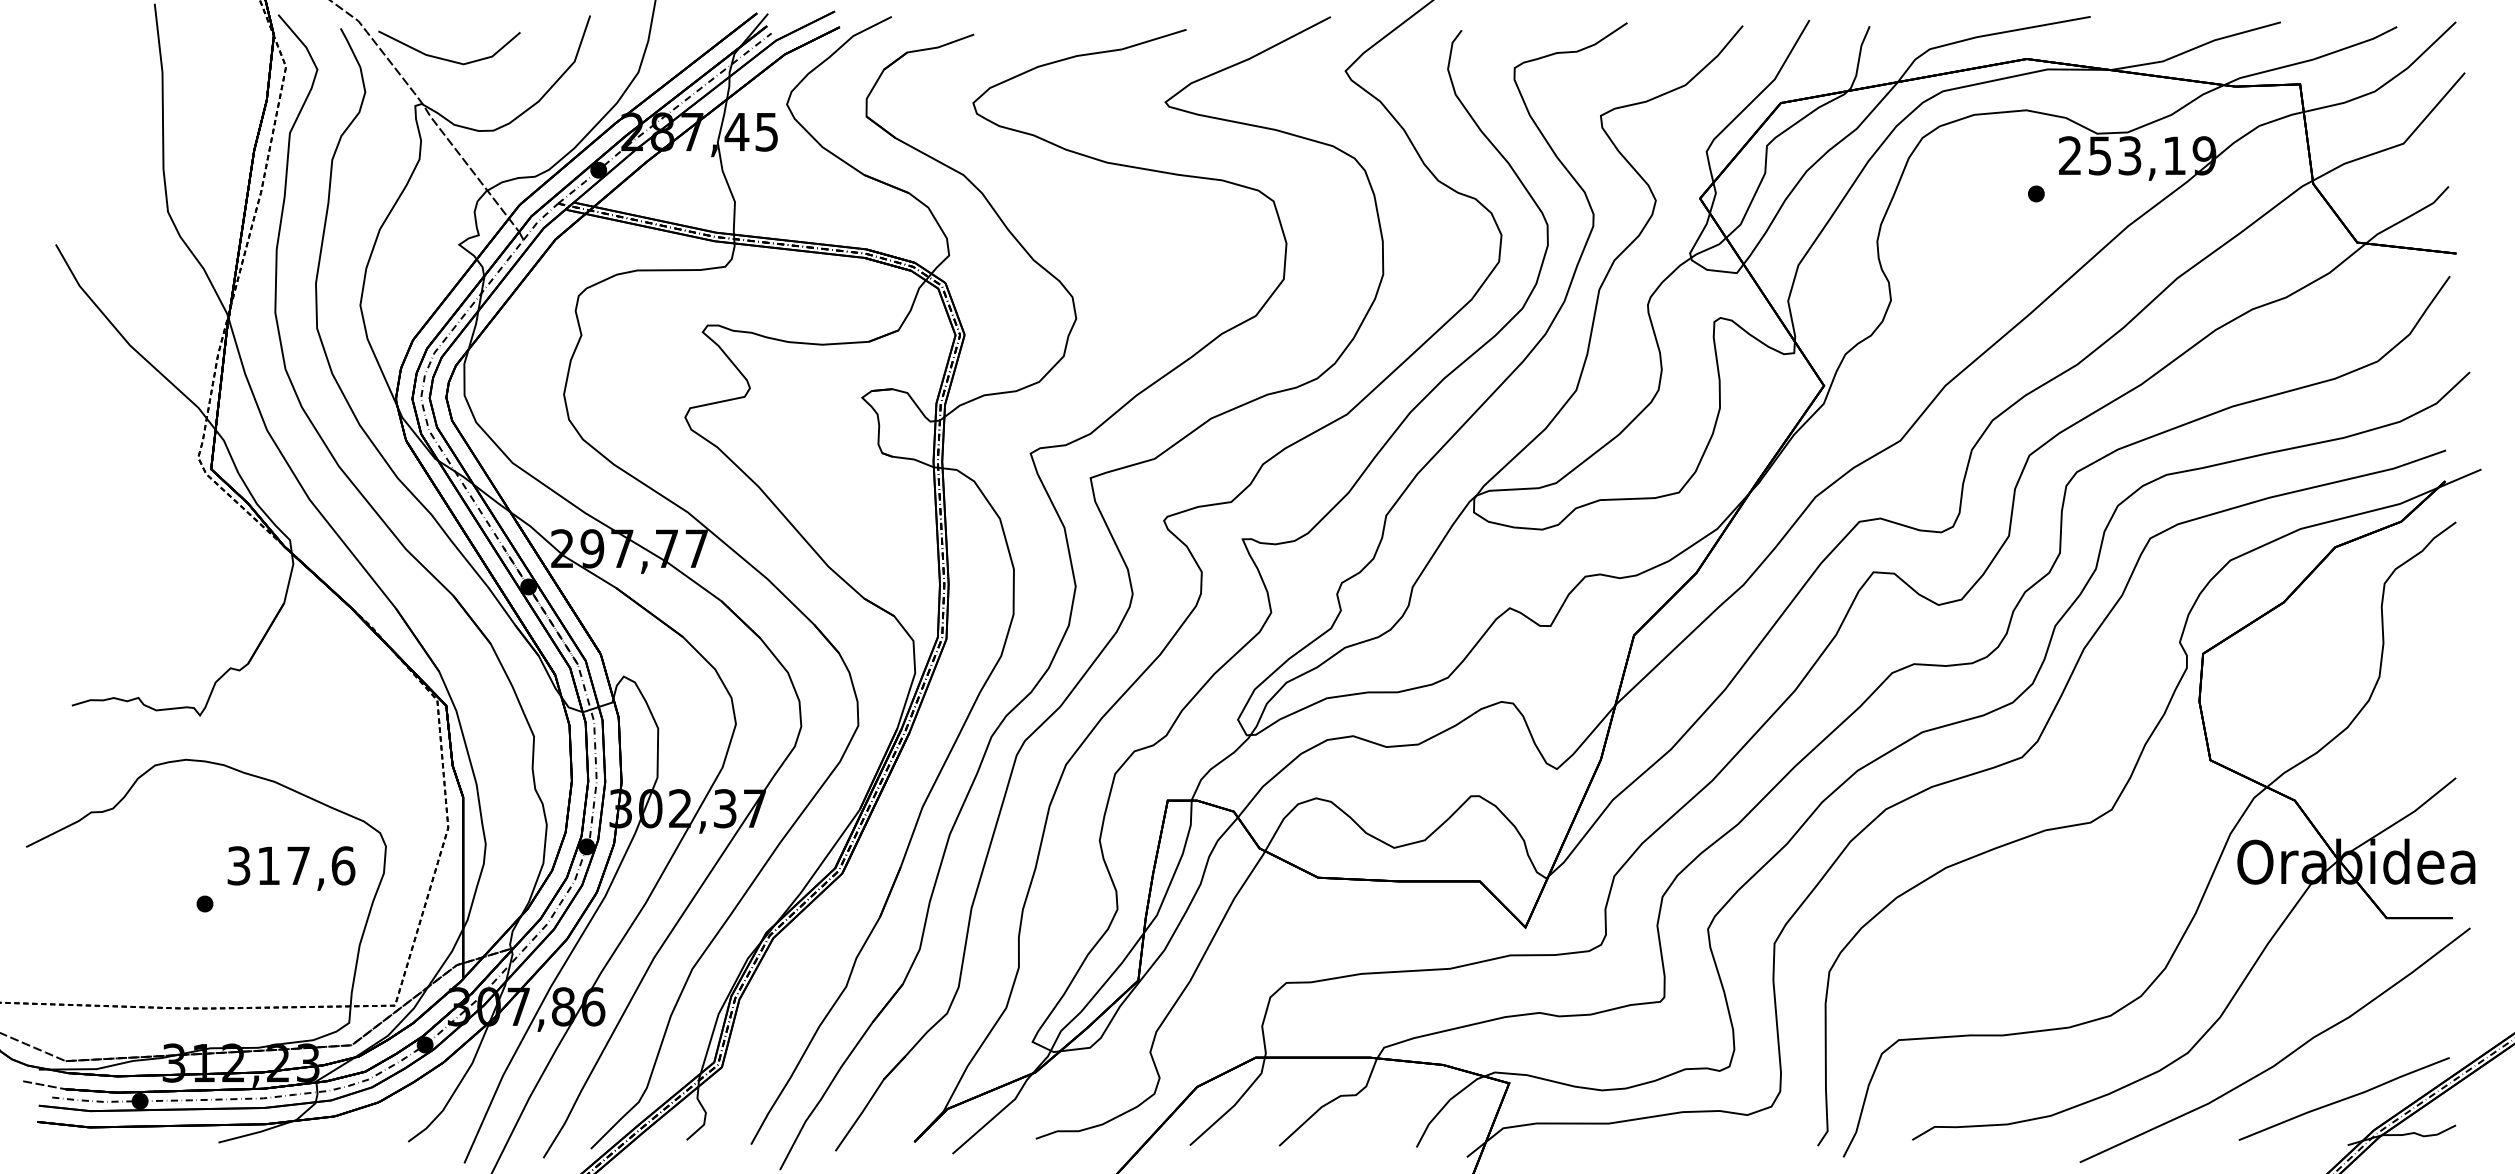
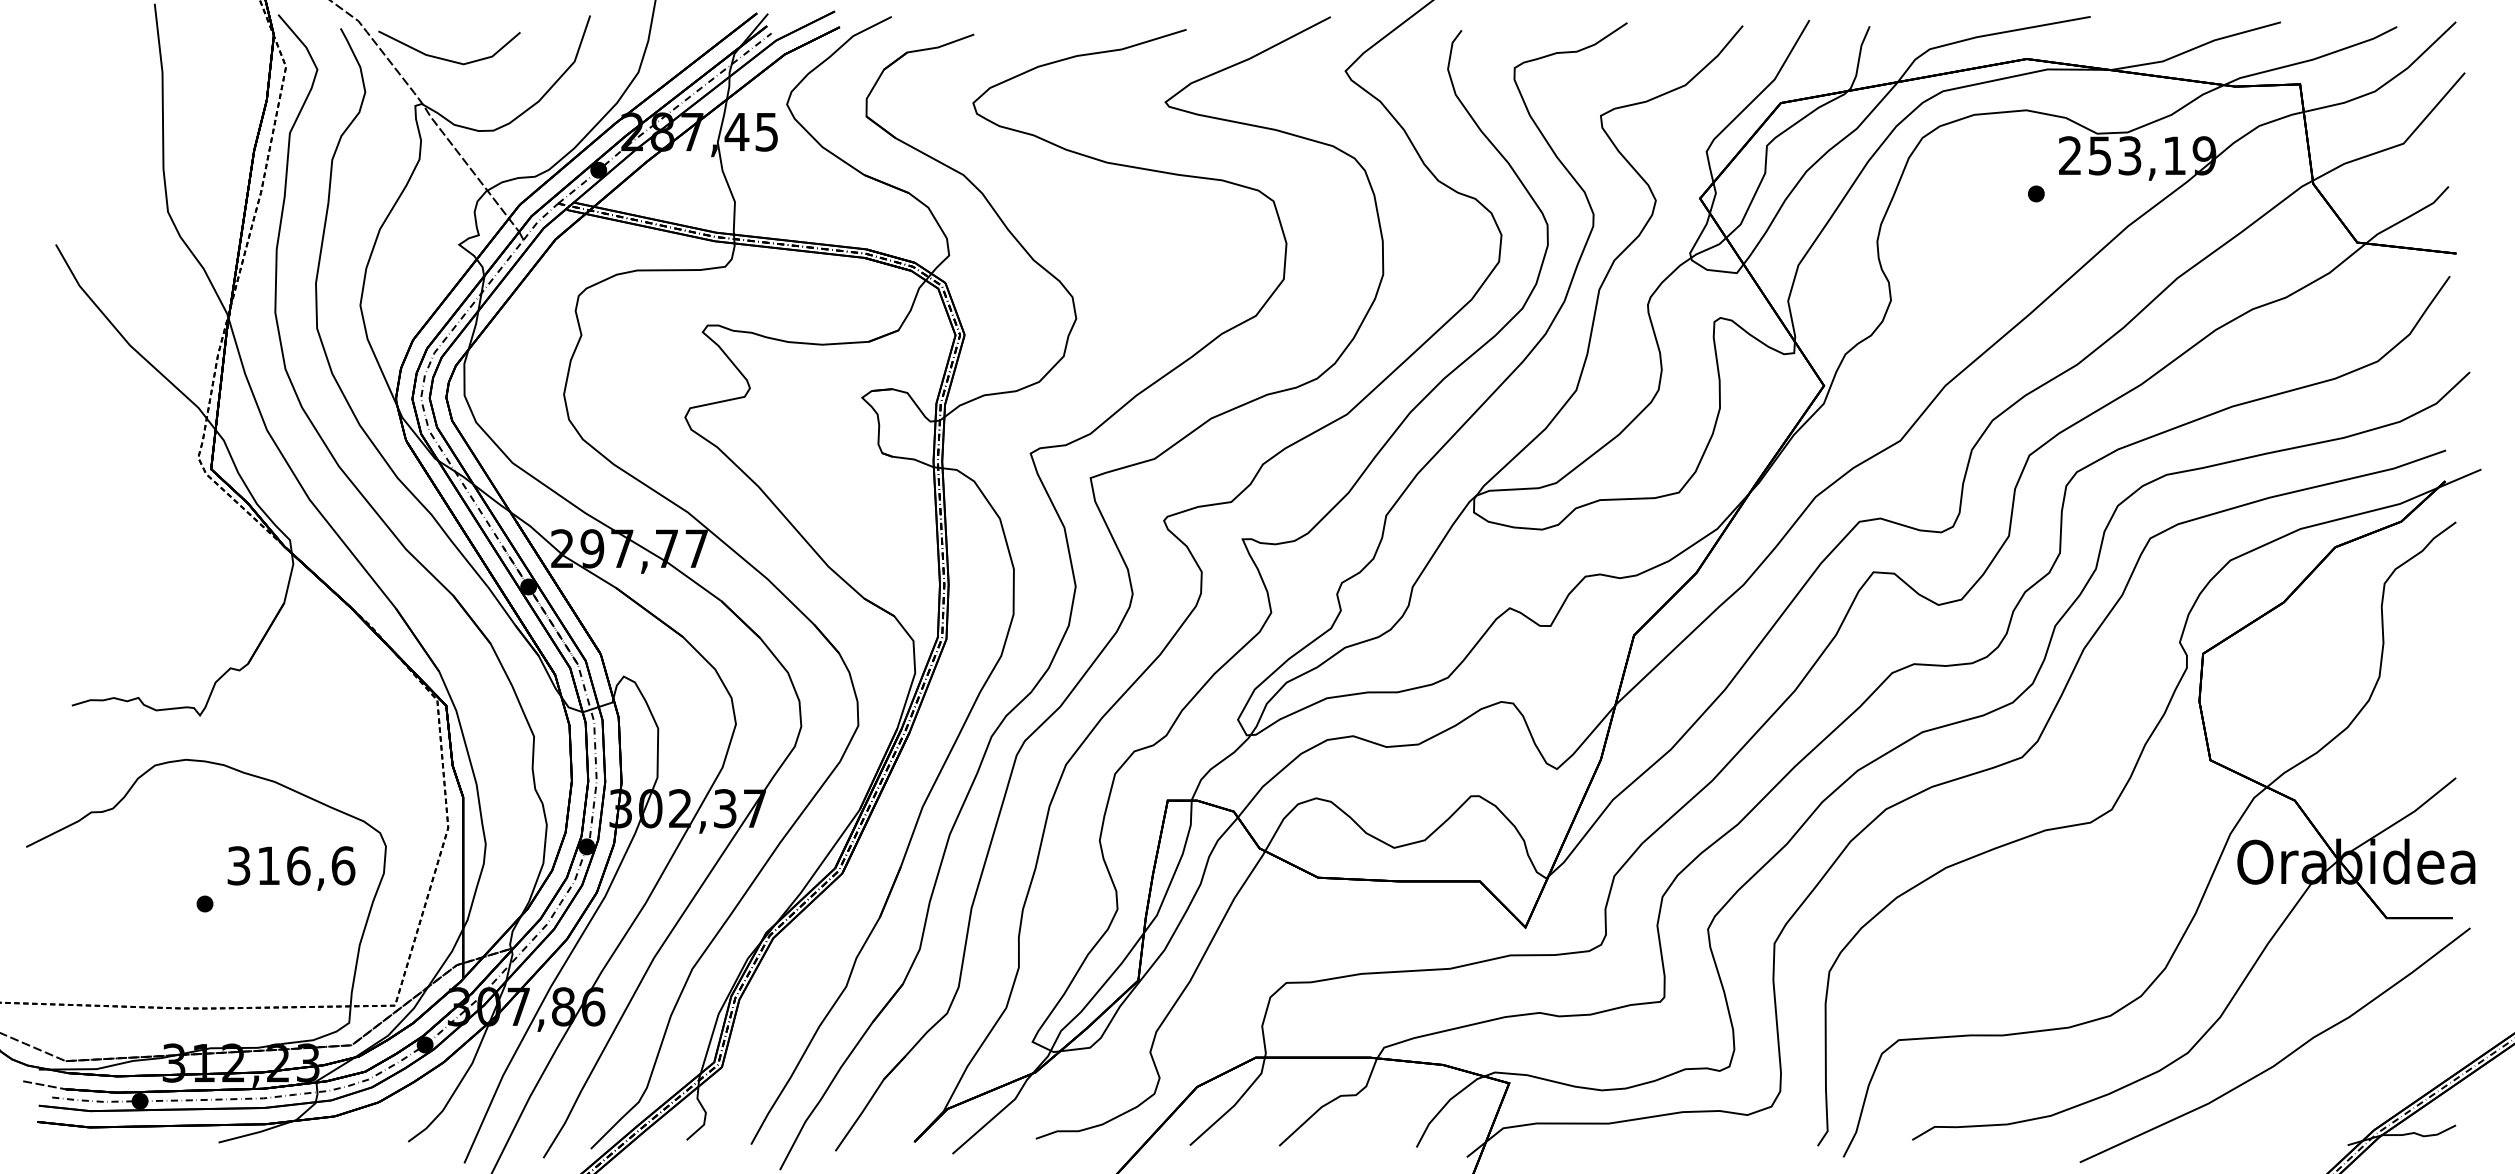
text: 317,6 -> 316,6 (298, 865)
line: present -> none (2343, 1098)
